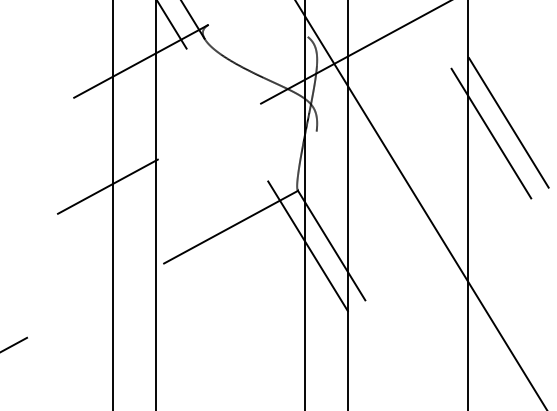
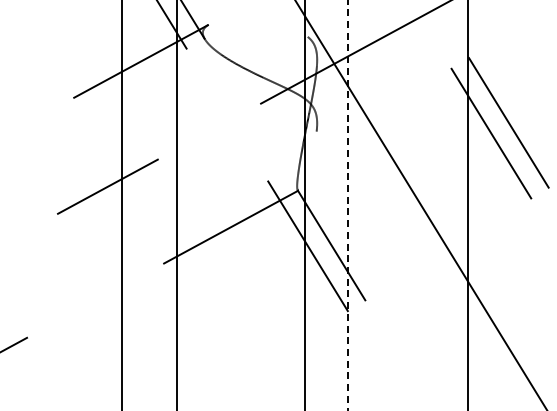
line position: (112, 204) -> (121, 204) (121, 204)
line position: (155, 204) -> (176, 204) (176, 204)
line: solid -> dashed (348, 206)
